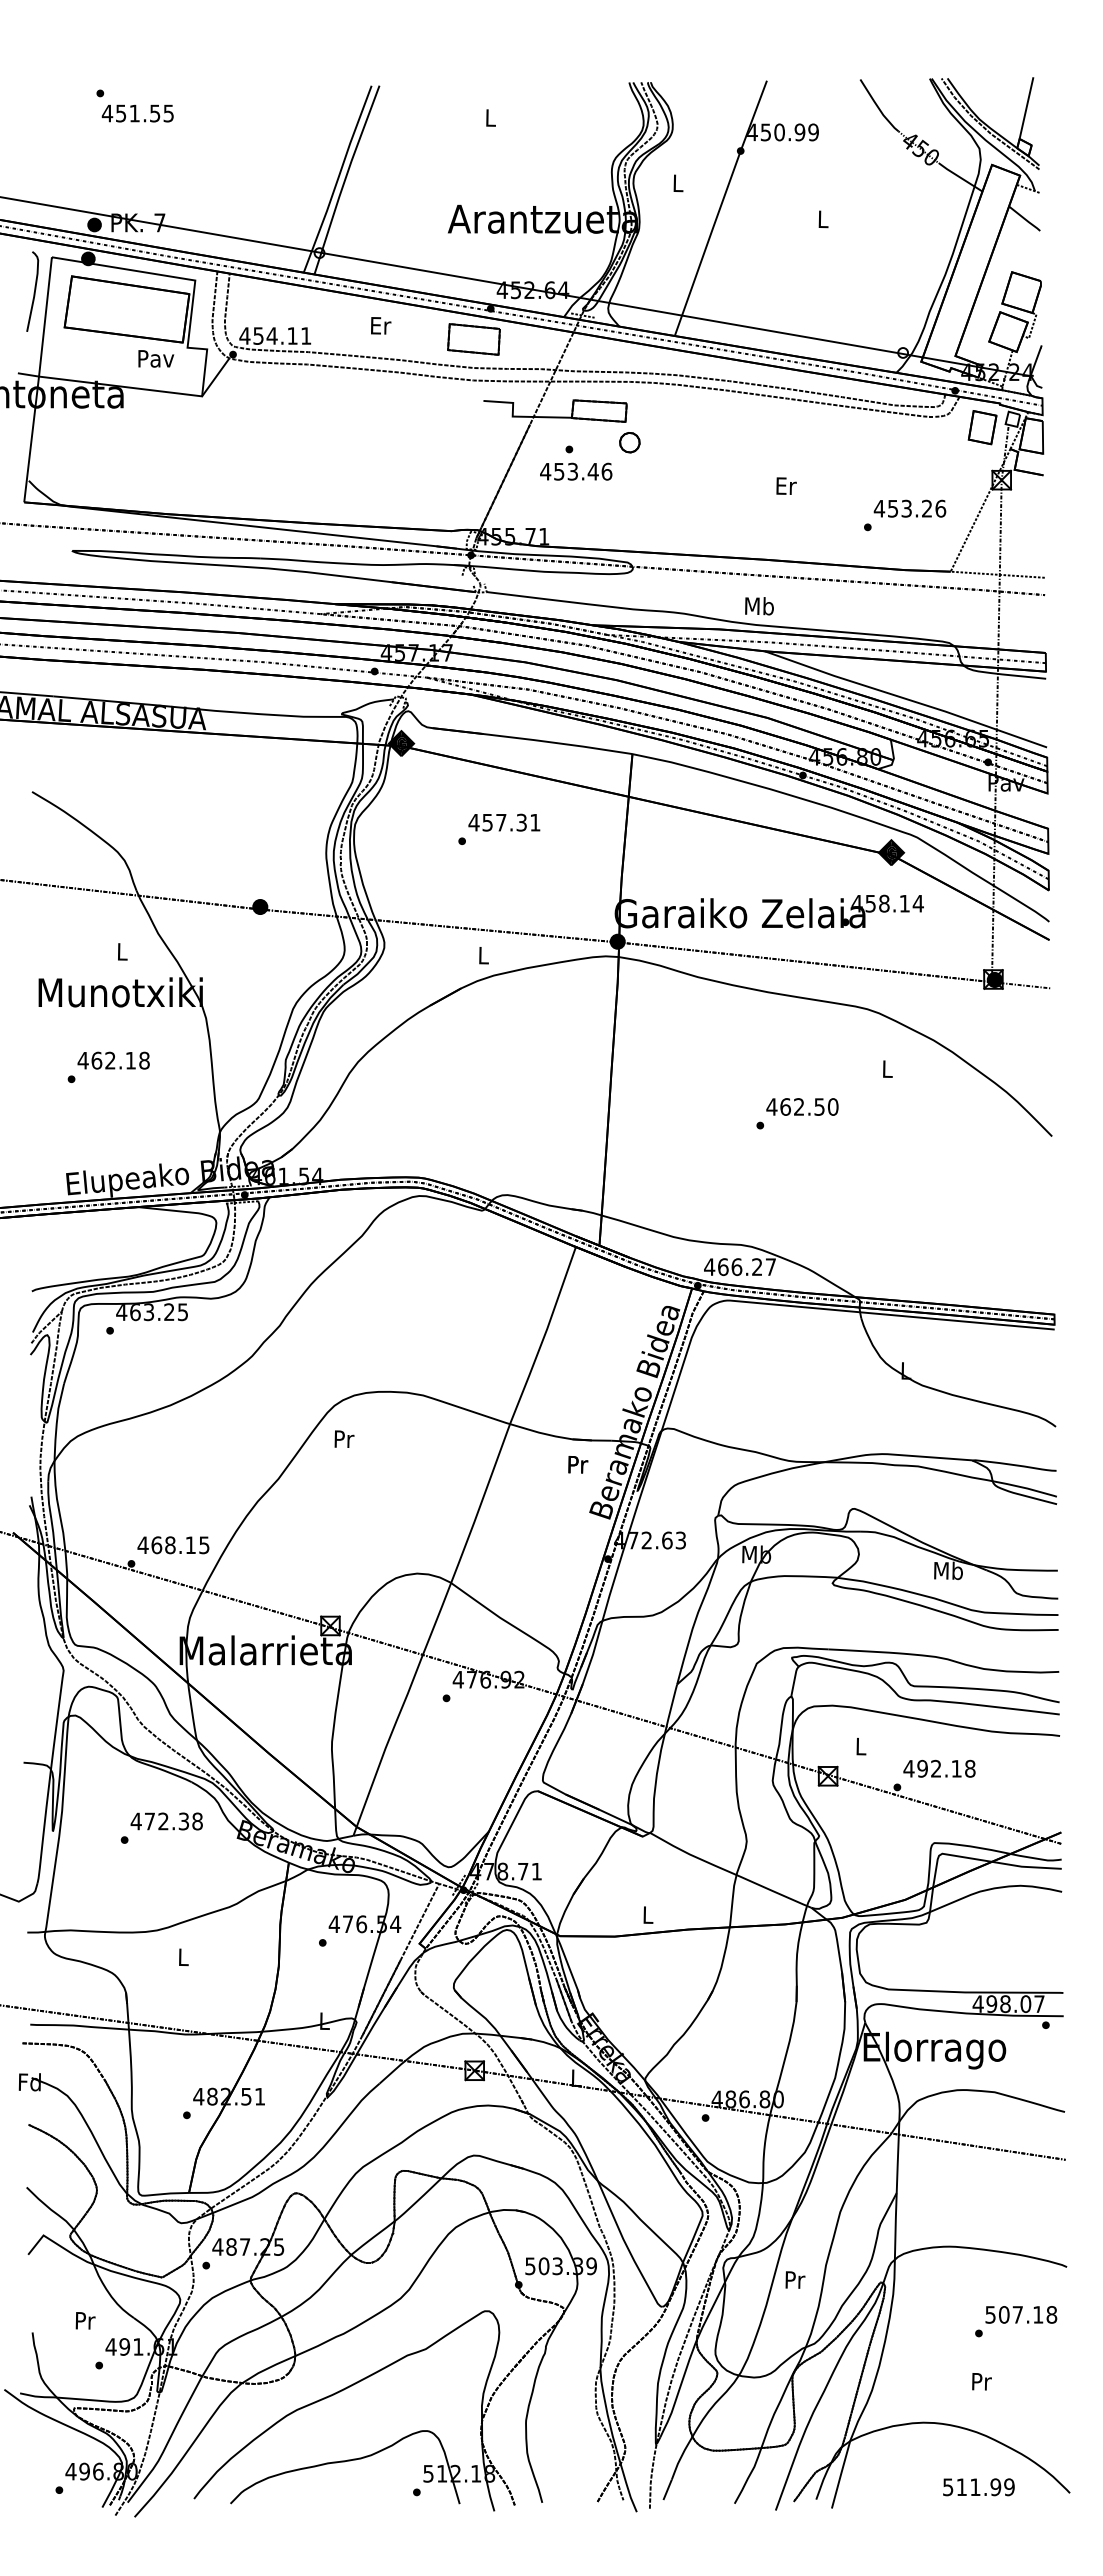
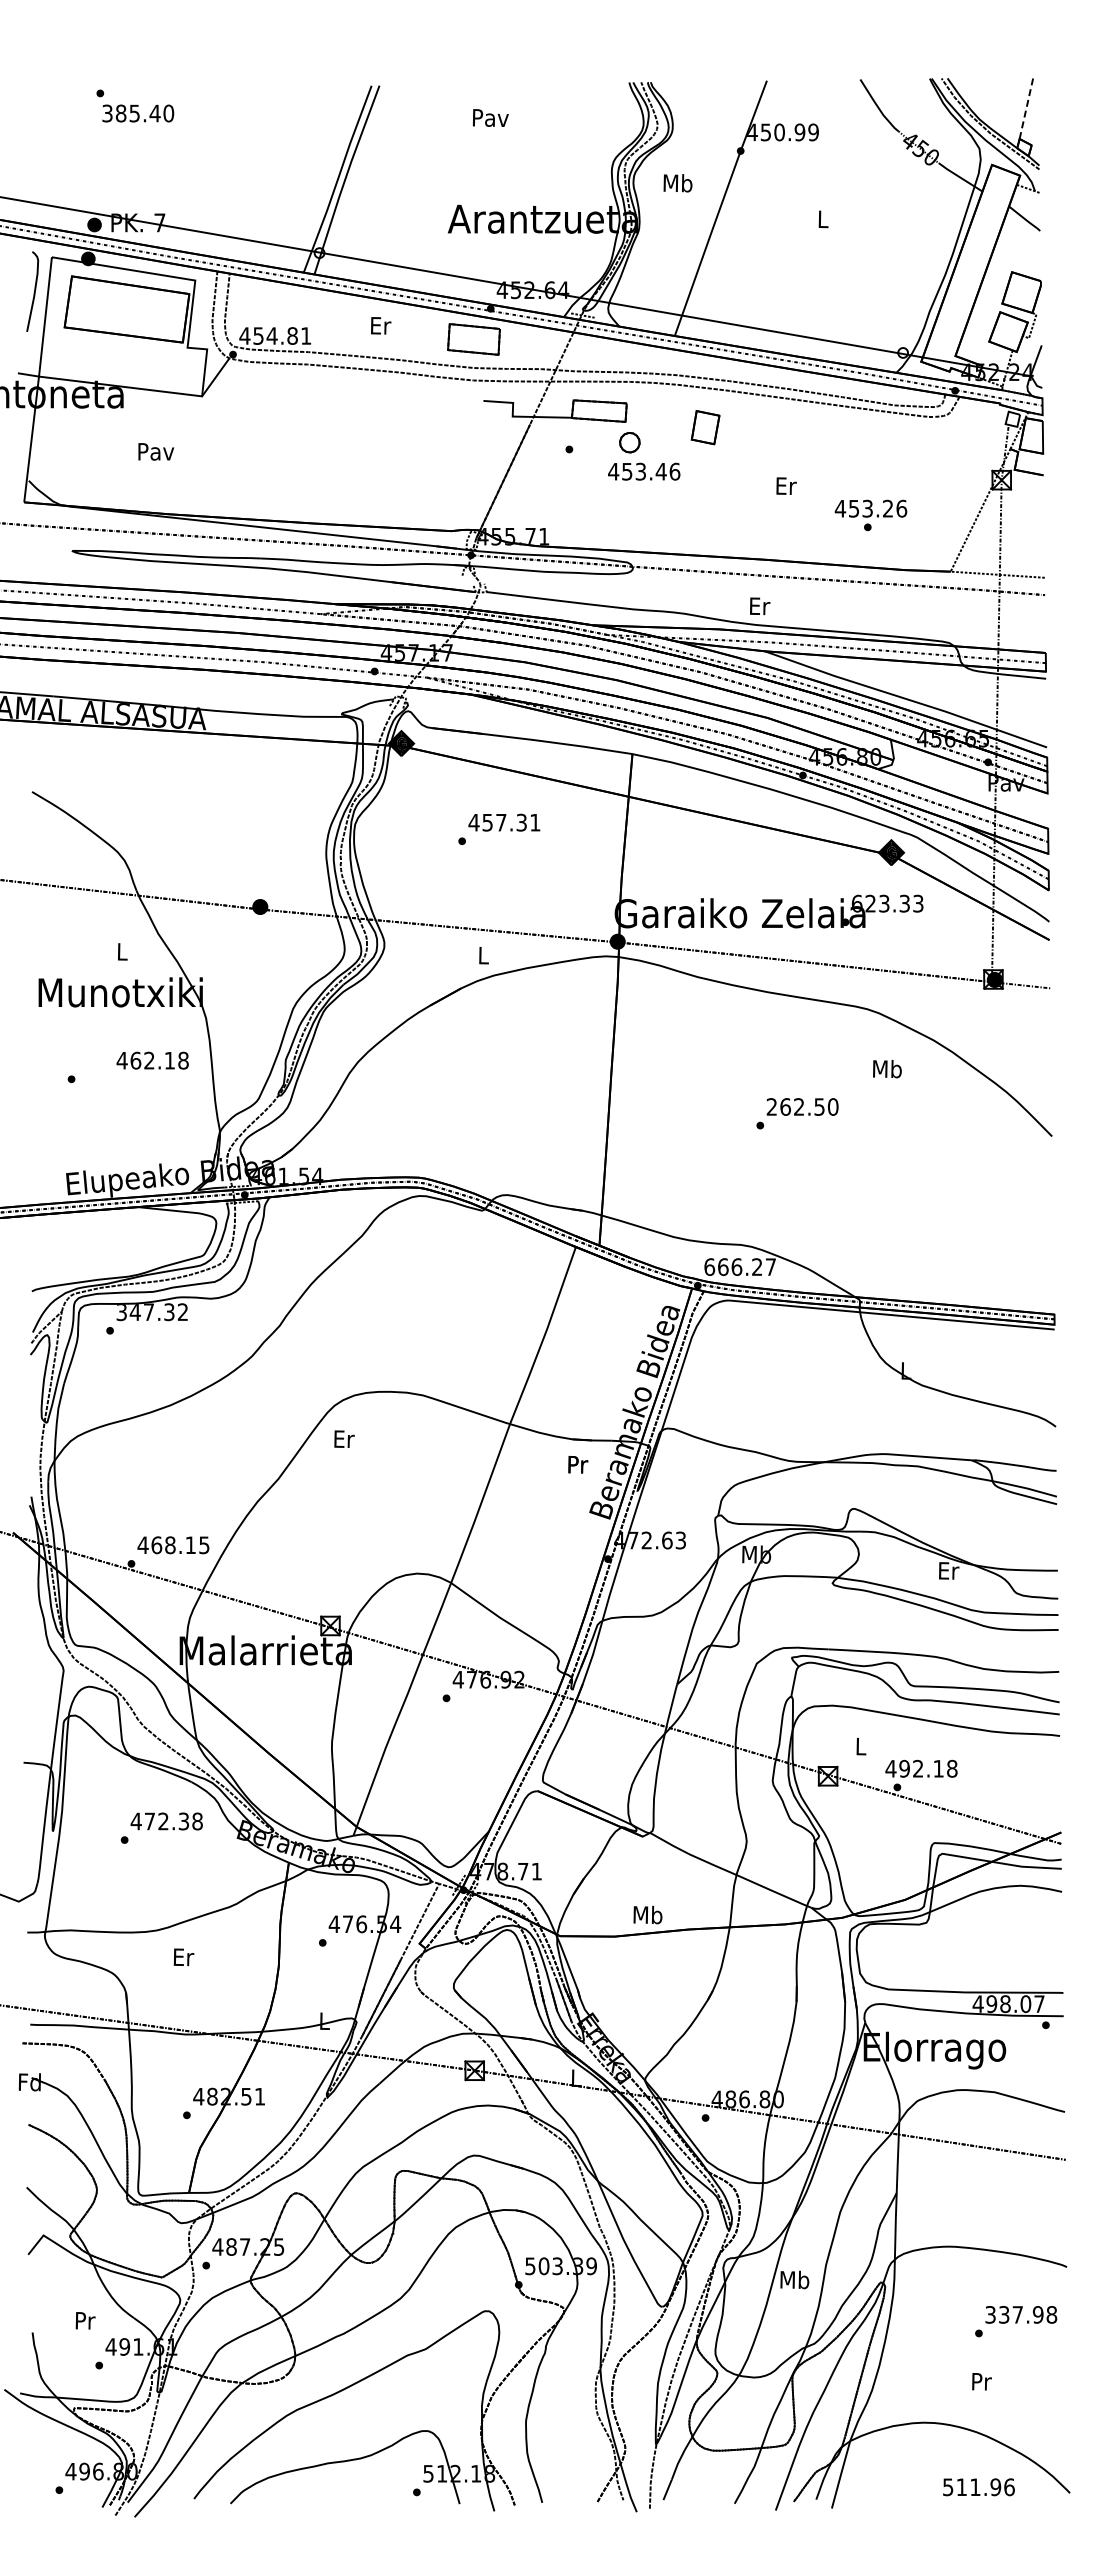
line: solid -> dashed (1026, 108)
text: 451.55 -> 385.40 (137, 113)
text: L -> Pav (490, 117)
text: L -> Mb (677, 183)
text: 454.11 -> 454.81 (292, 335)
text position: (156, 358) -> (156, 451) (156, 451)
part position: (982, 427) -> (705, 427) (705, 427)
text position: (576, 471) -> (644, 471) (644, 471)
text position: (909, 508) -> (870, 508) (870, 508)
text: Mb -> Er (759, 606)
text: 458.14 -> 623.33 (887, 903)
text position: (113, 1060) -> (152, 1060) (152, 1060)
text: L -> Mb (887, 1068)
text: 462.50 -> 262.50 (771, 1106)
text: 466.27 -> 666.27 (709, 1266)
text: 463.25 -> 347.32 (151, 1312)
text: Pr -> Er (344, 1438)
text: Mb -> Er (948, 1570)
text position: (939, 1768) -> (921, 1768) (921, 1768)
text: L -> Mb (647, 1914)
text: L -> Er (183, 1957)
text: Pr -> Mb (794, 2279)
text: 507.18 -> 337.98 (1014, 2314)
text: 511.99 -> 511.96 (1009, 2487)
